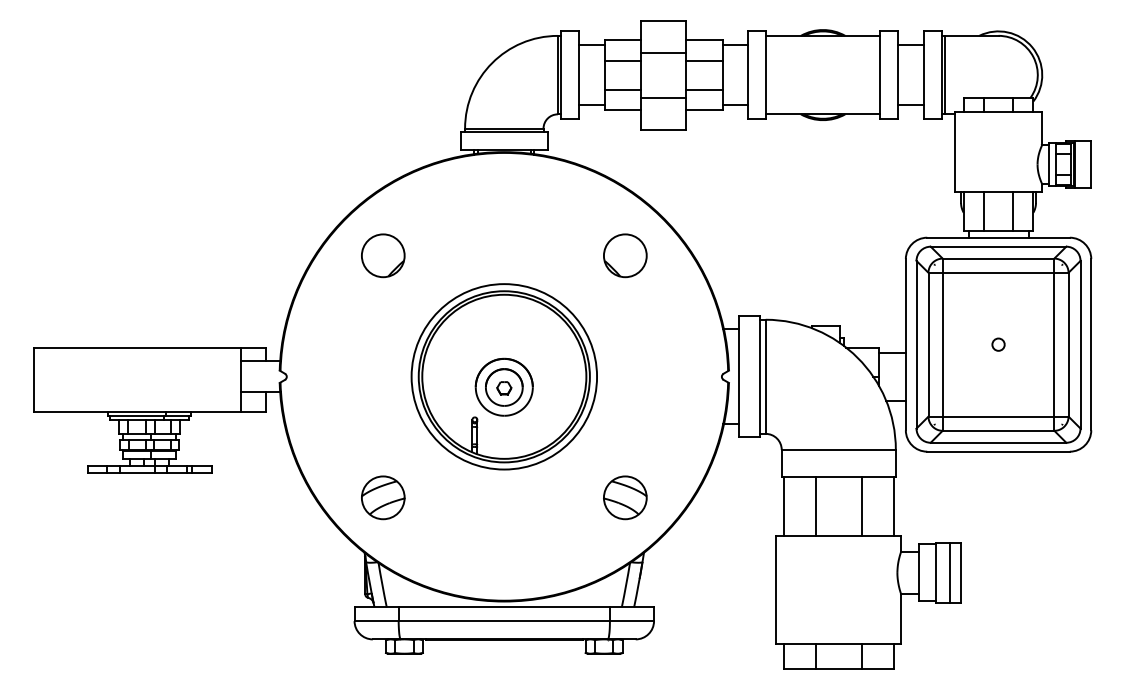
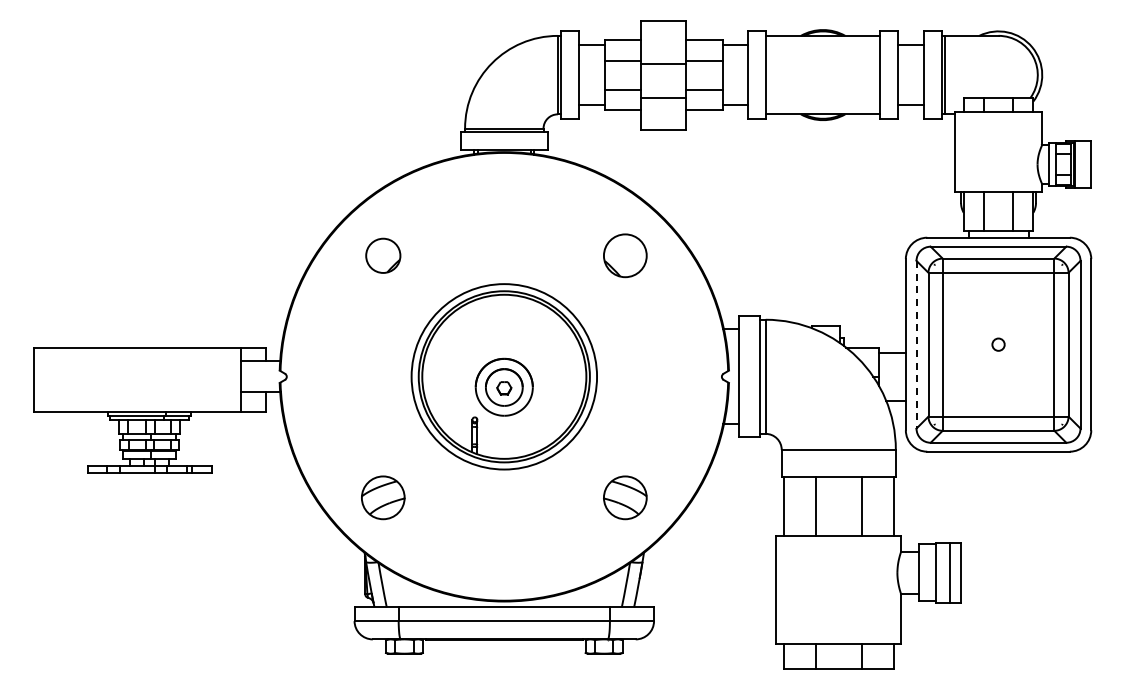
line position: (663, 52) -> (663, 63) (663, 63)
part size: 45x46 px -> 37x37 px (383, 255)
line: solid -> dashed (916, 344)
